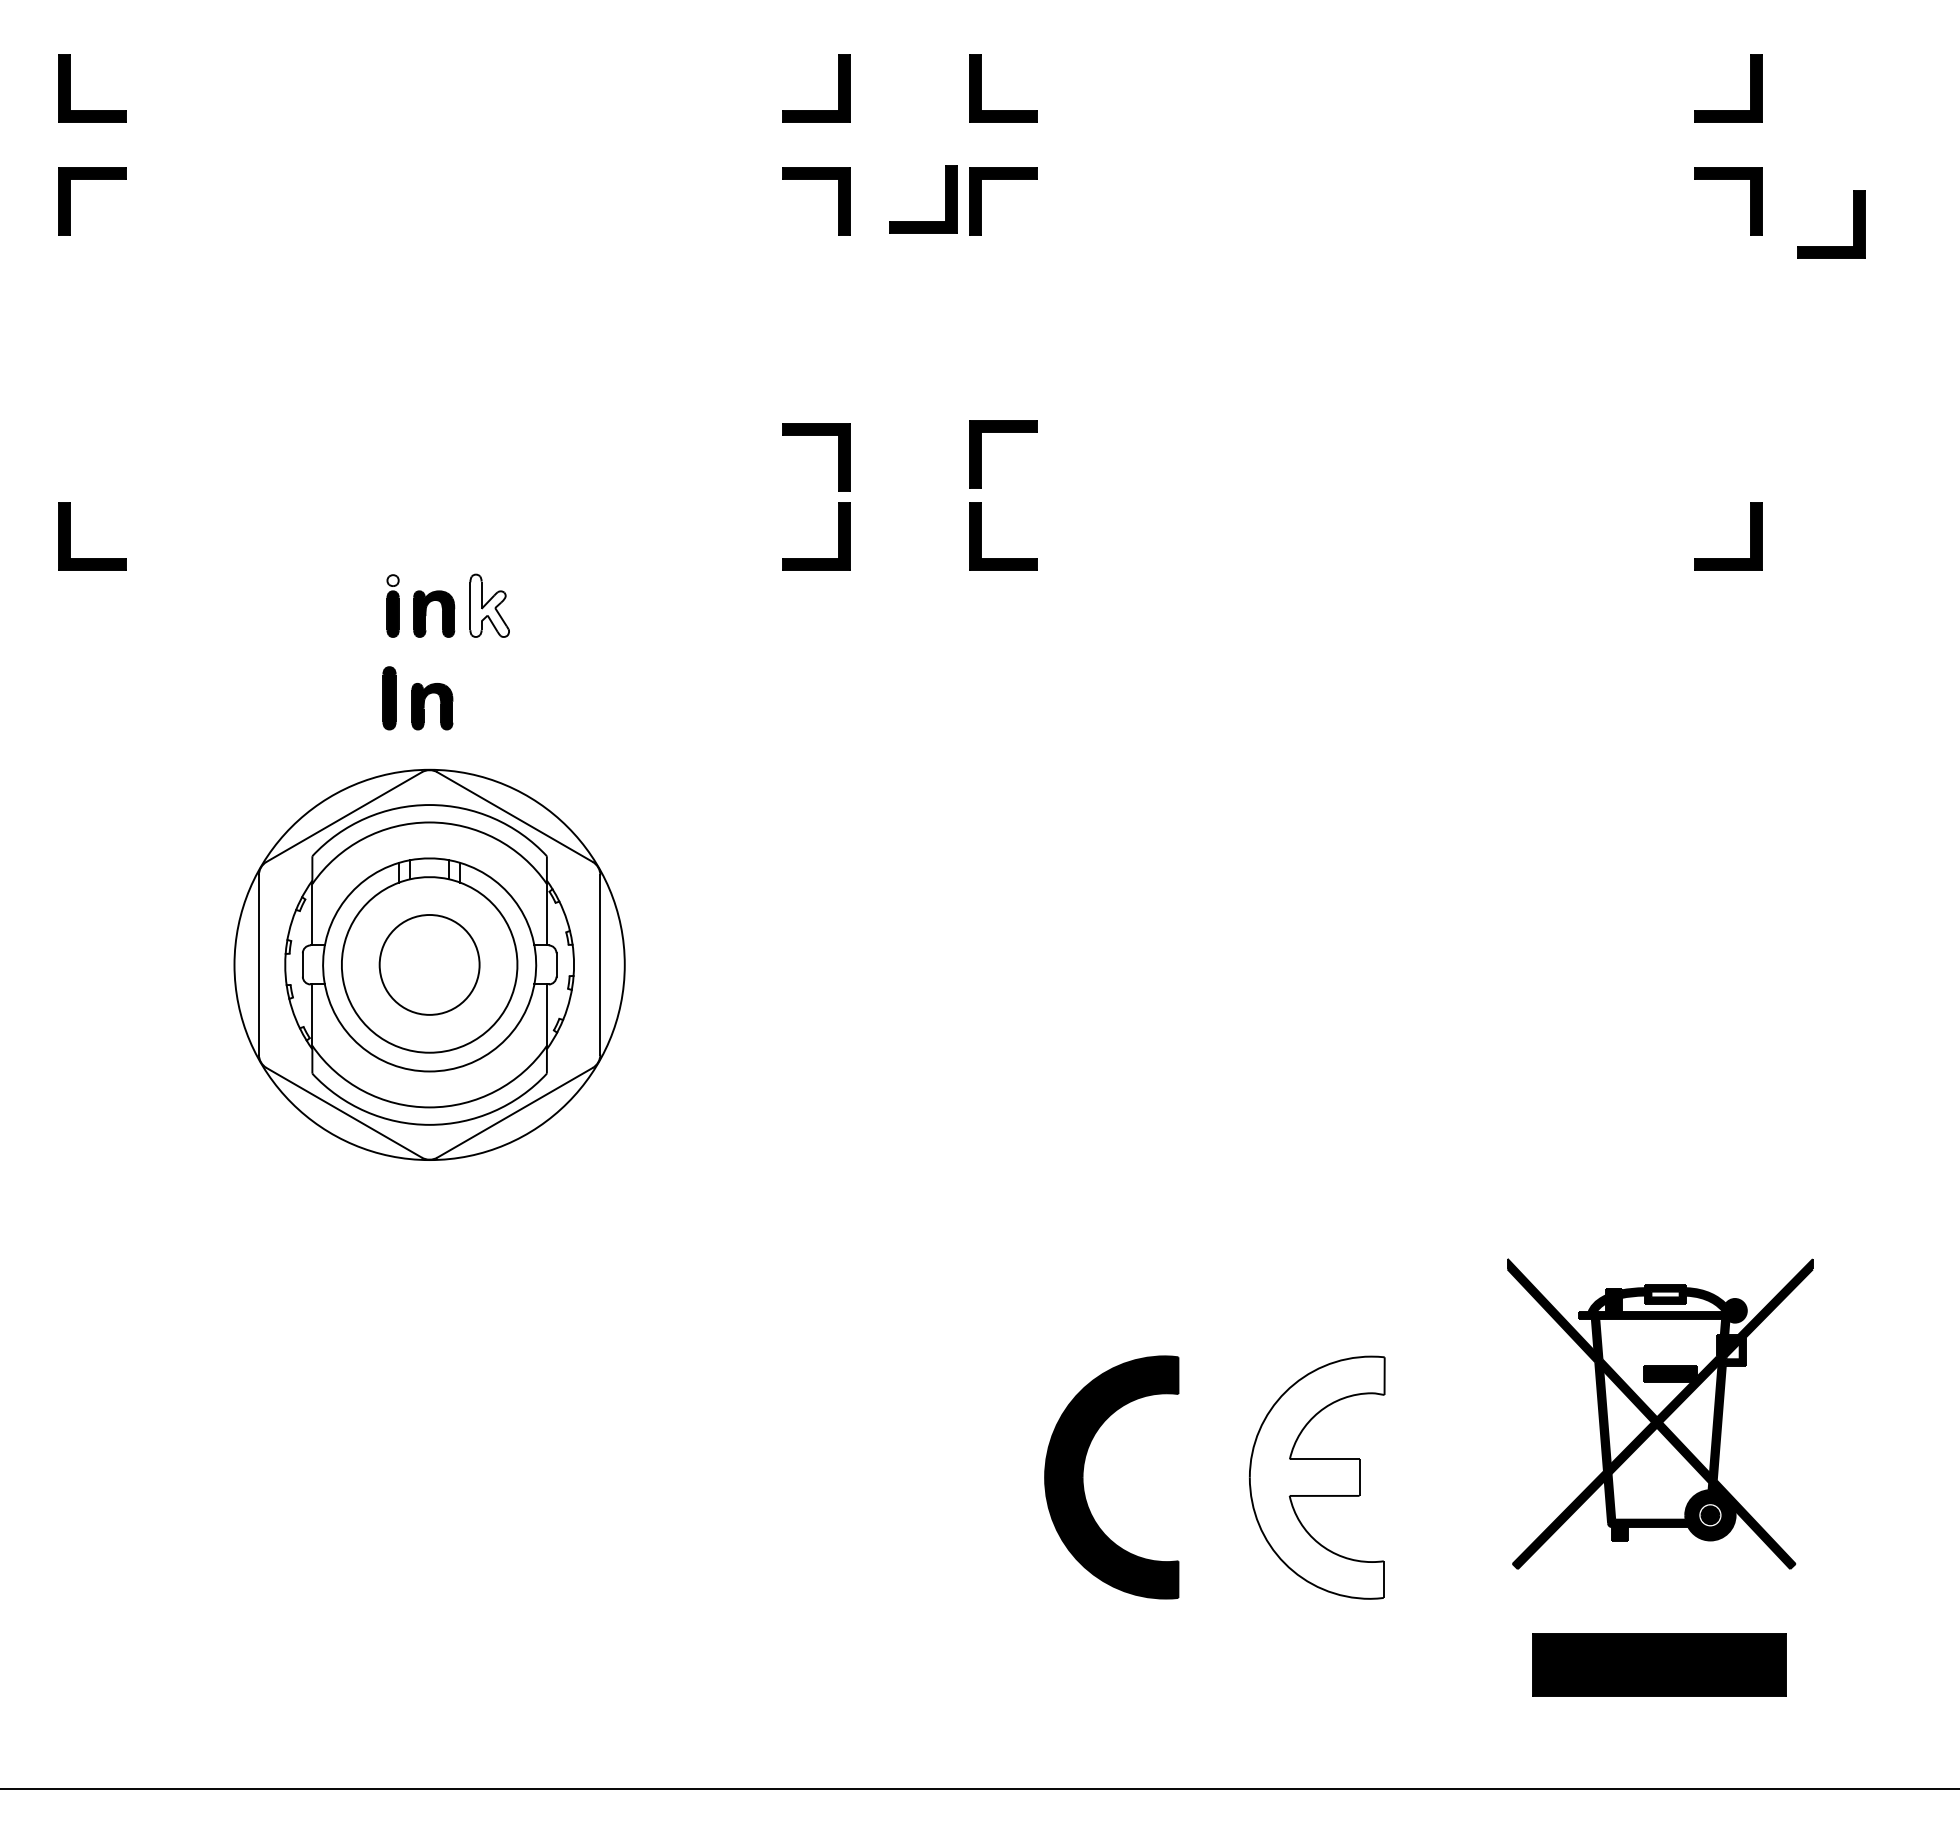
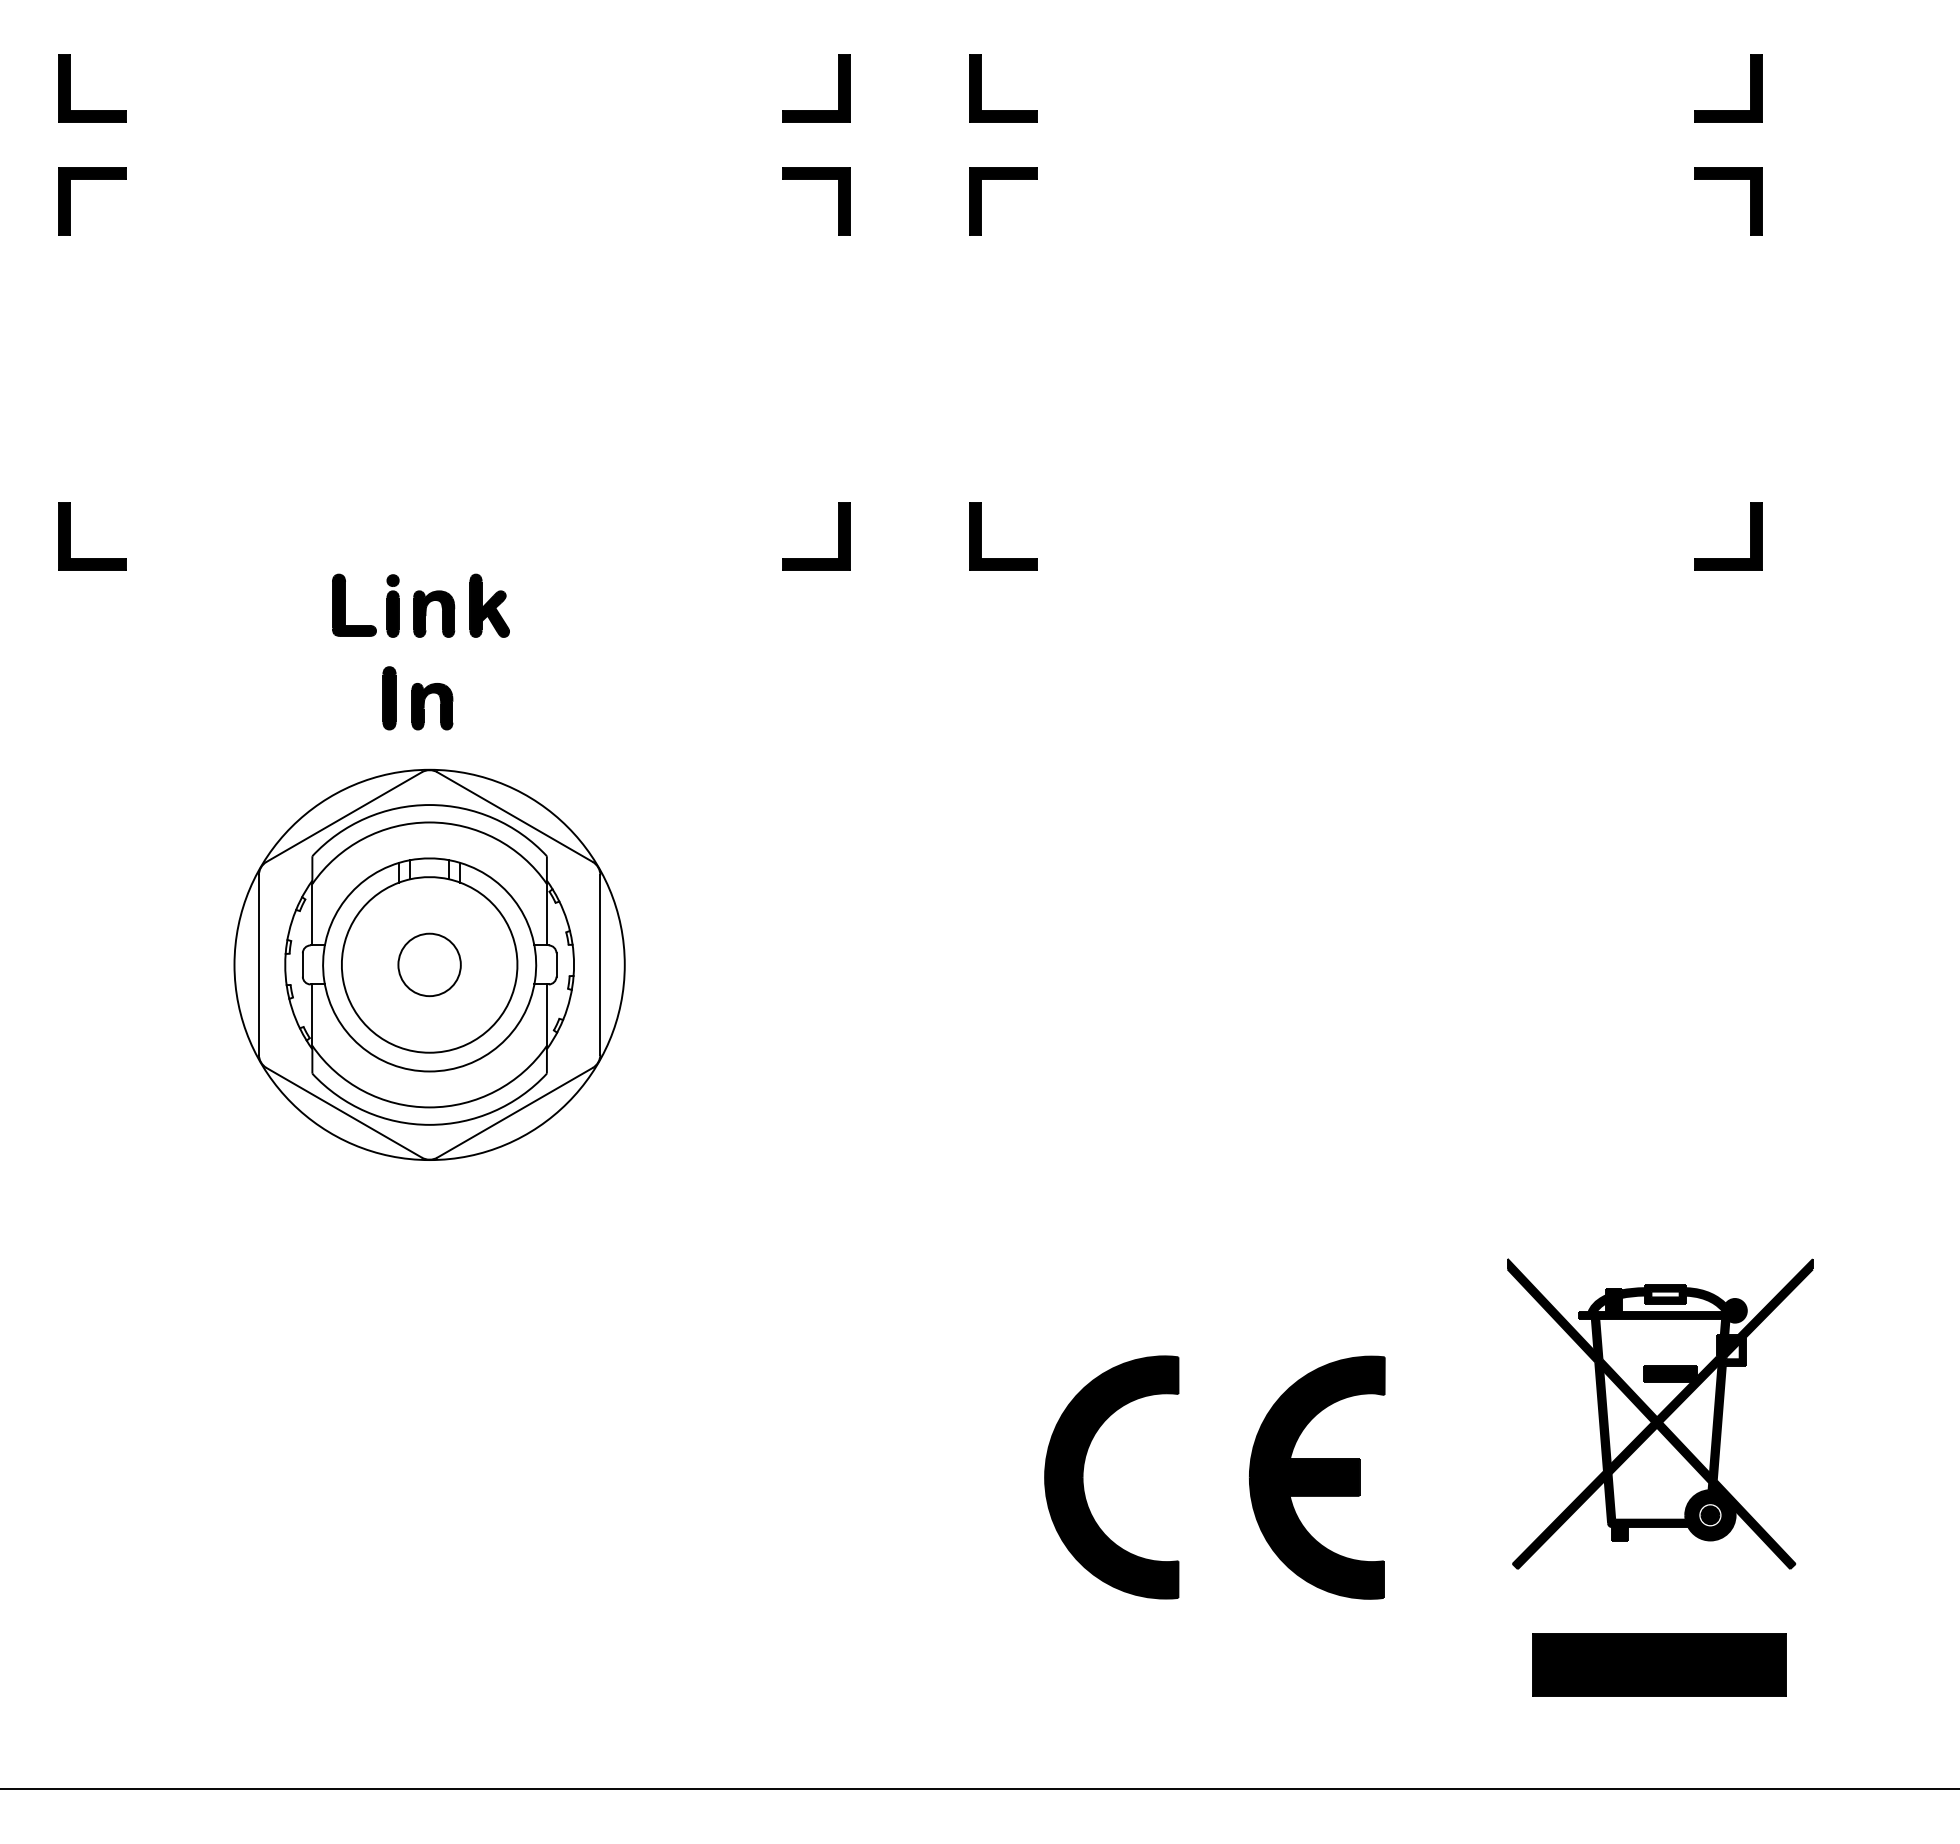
part: present -> none (945, 199)
part: present -> none (1853, 224)
part: present -> none (1003, 432)
part: present -> none (816, 435)
fill: none -> present (392, 580)
part: none -> present (345, 604)
fill: none -> present (489, 605)
circle diameter: 100 px -> 62 px (429, 964)
fill: none -> present (1316, 1477)
